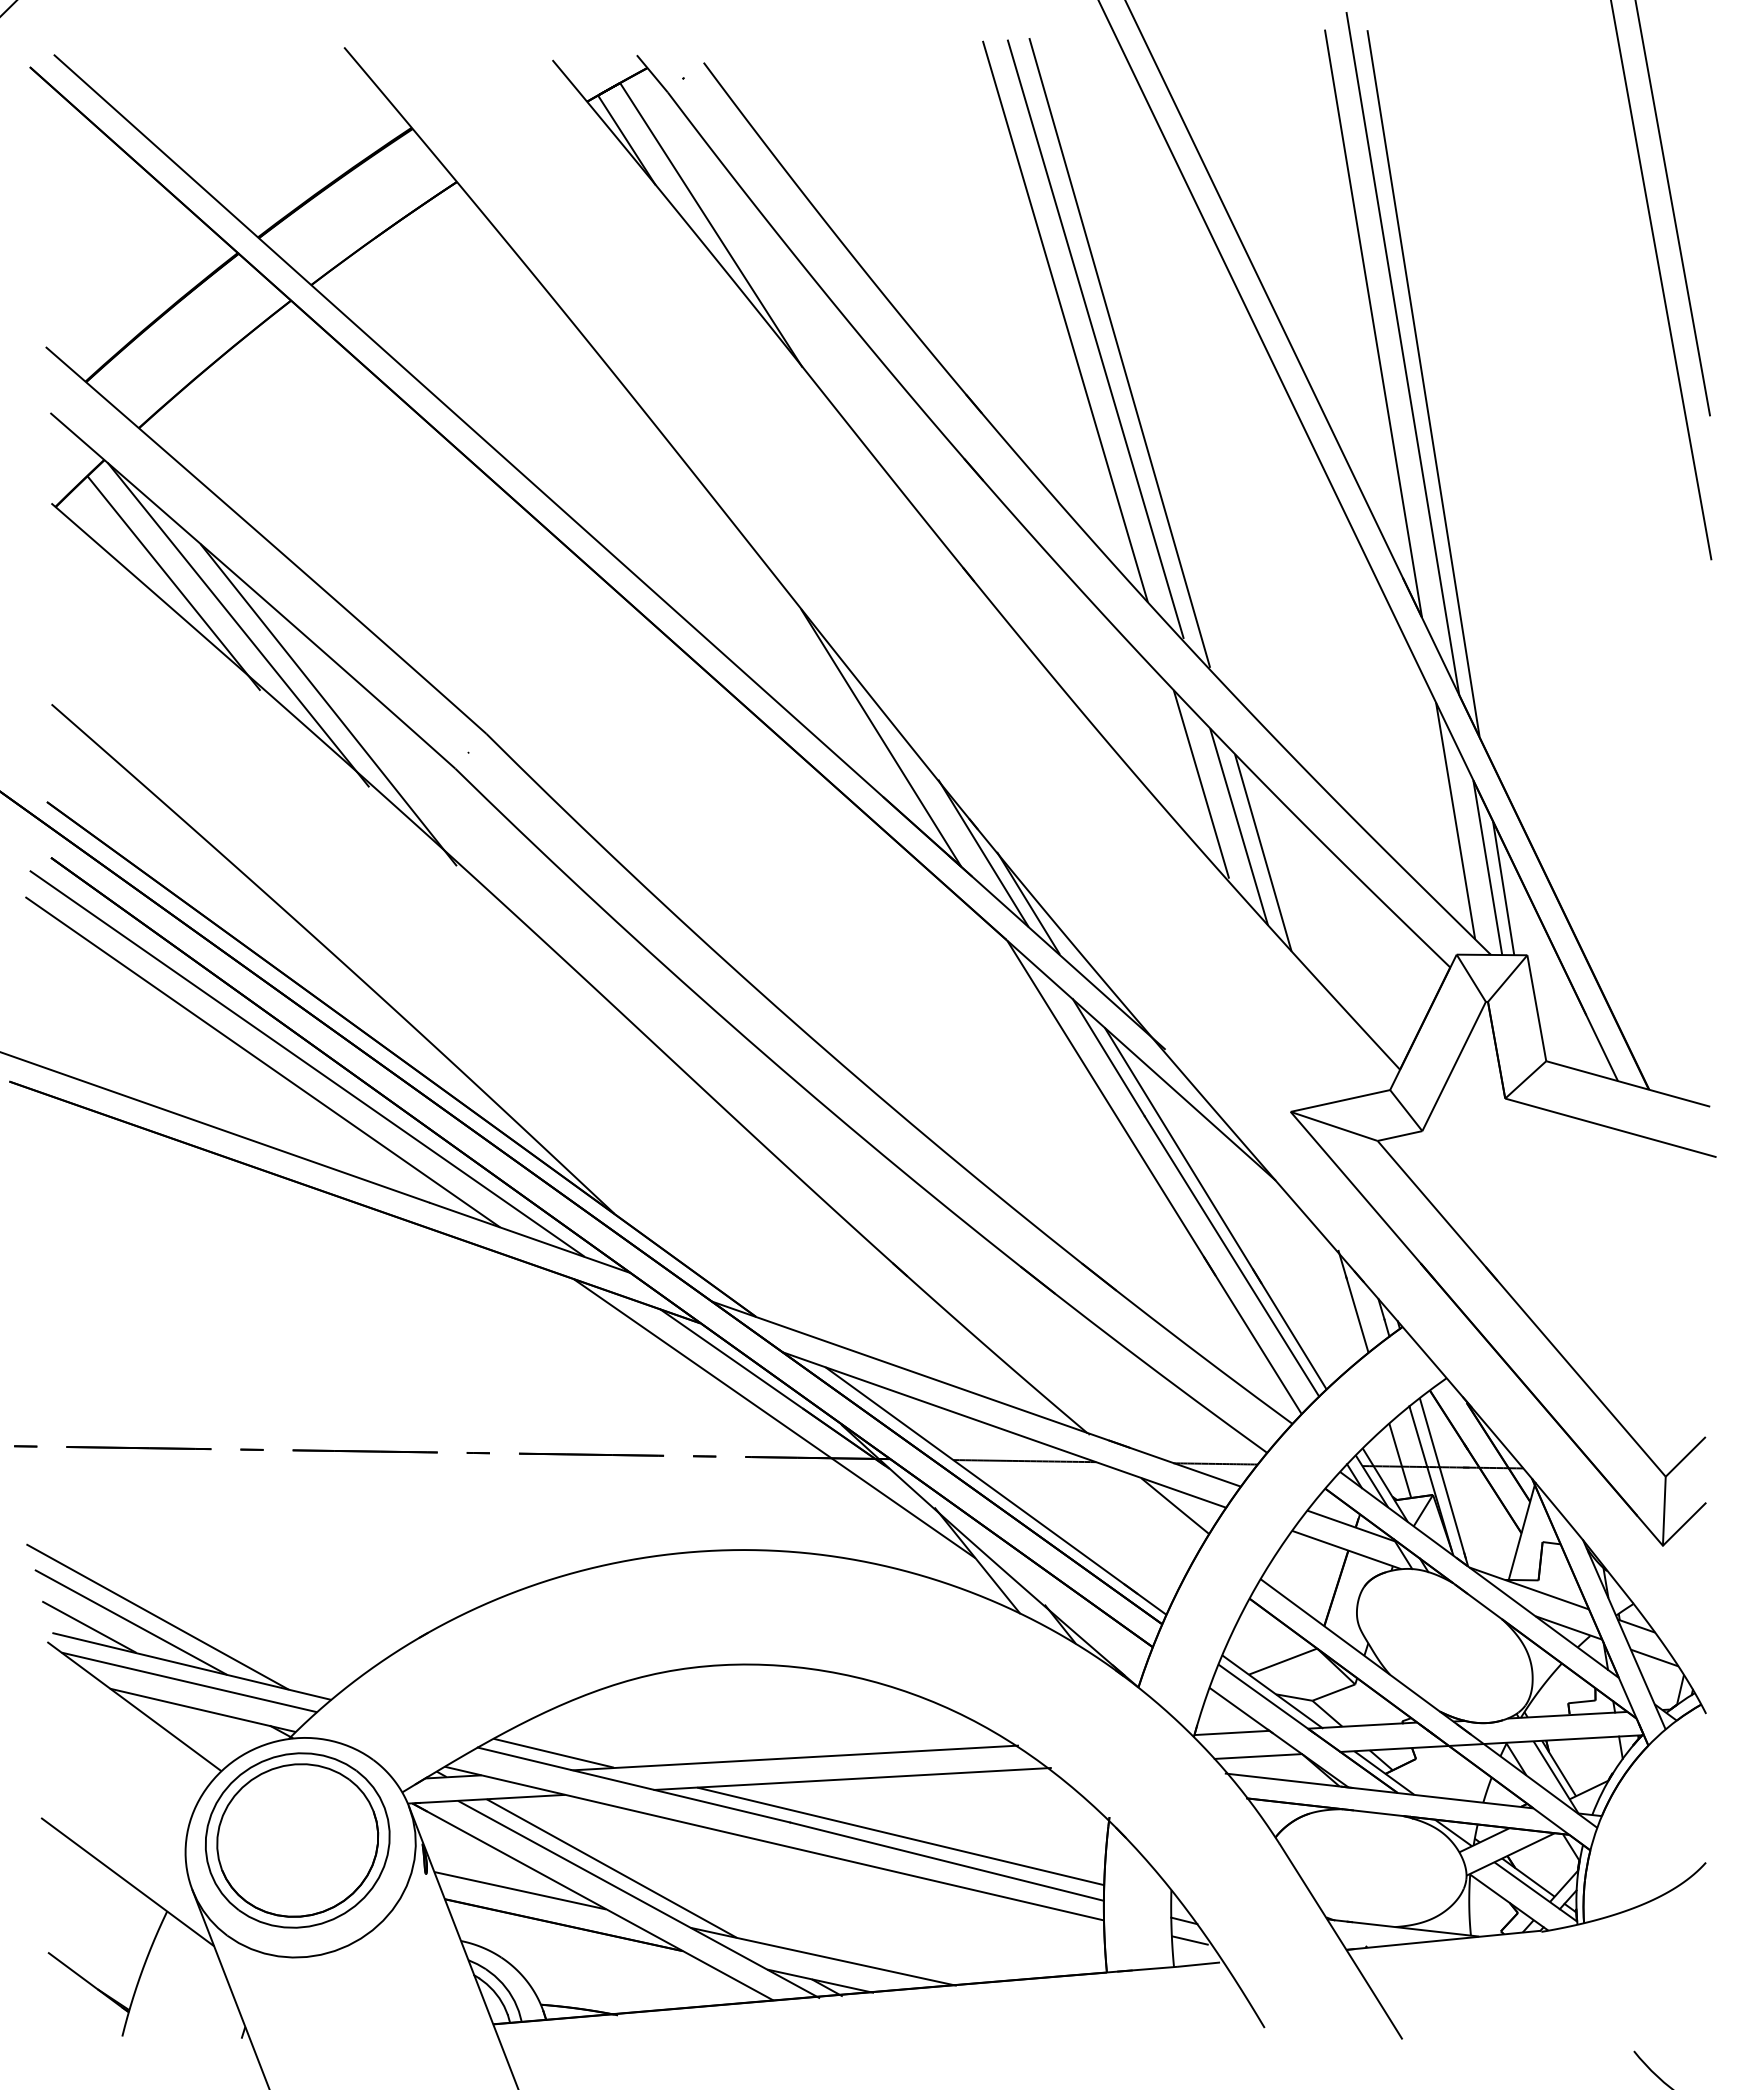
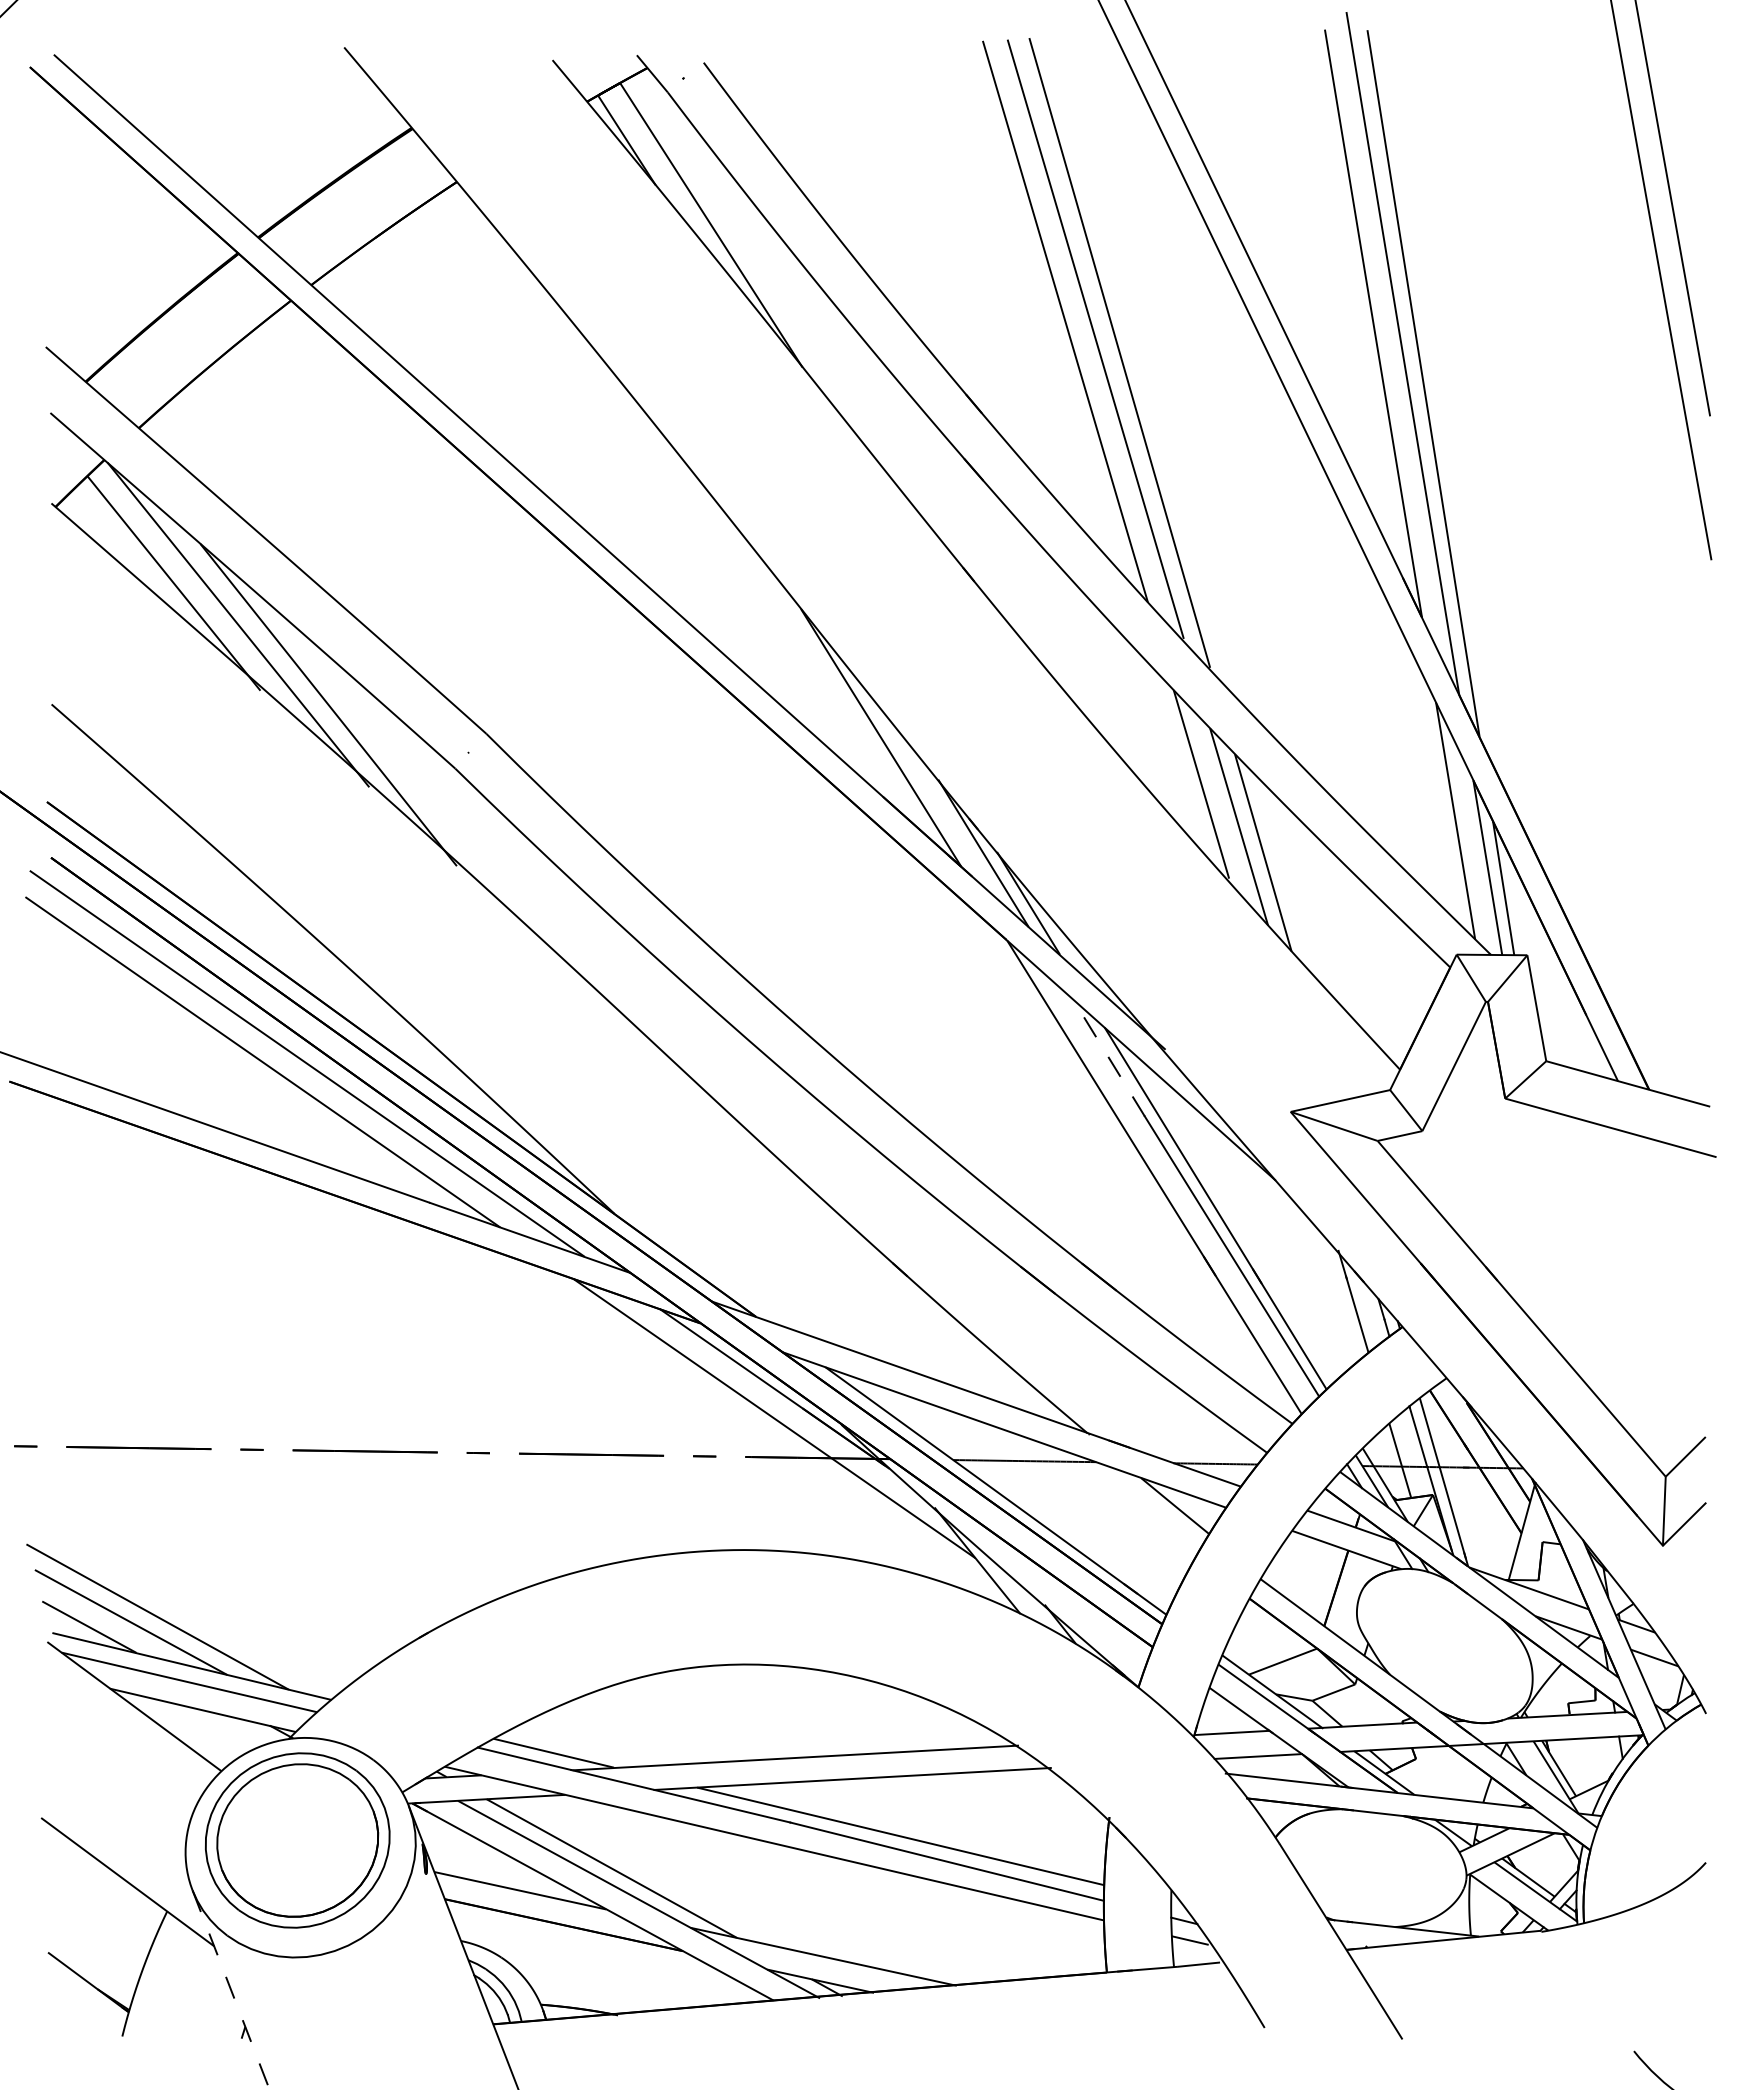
line: solid -> dashed (1108, 1057)
line: solid -> dashed (231, 1990)
